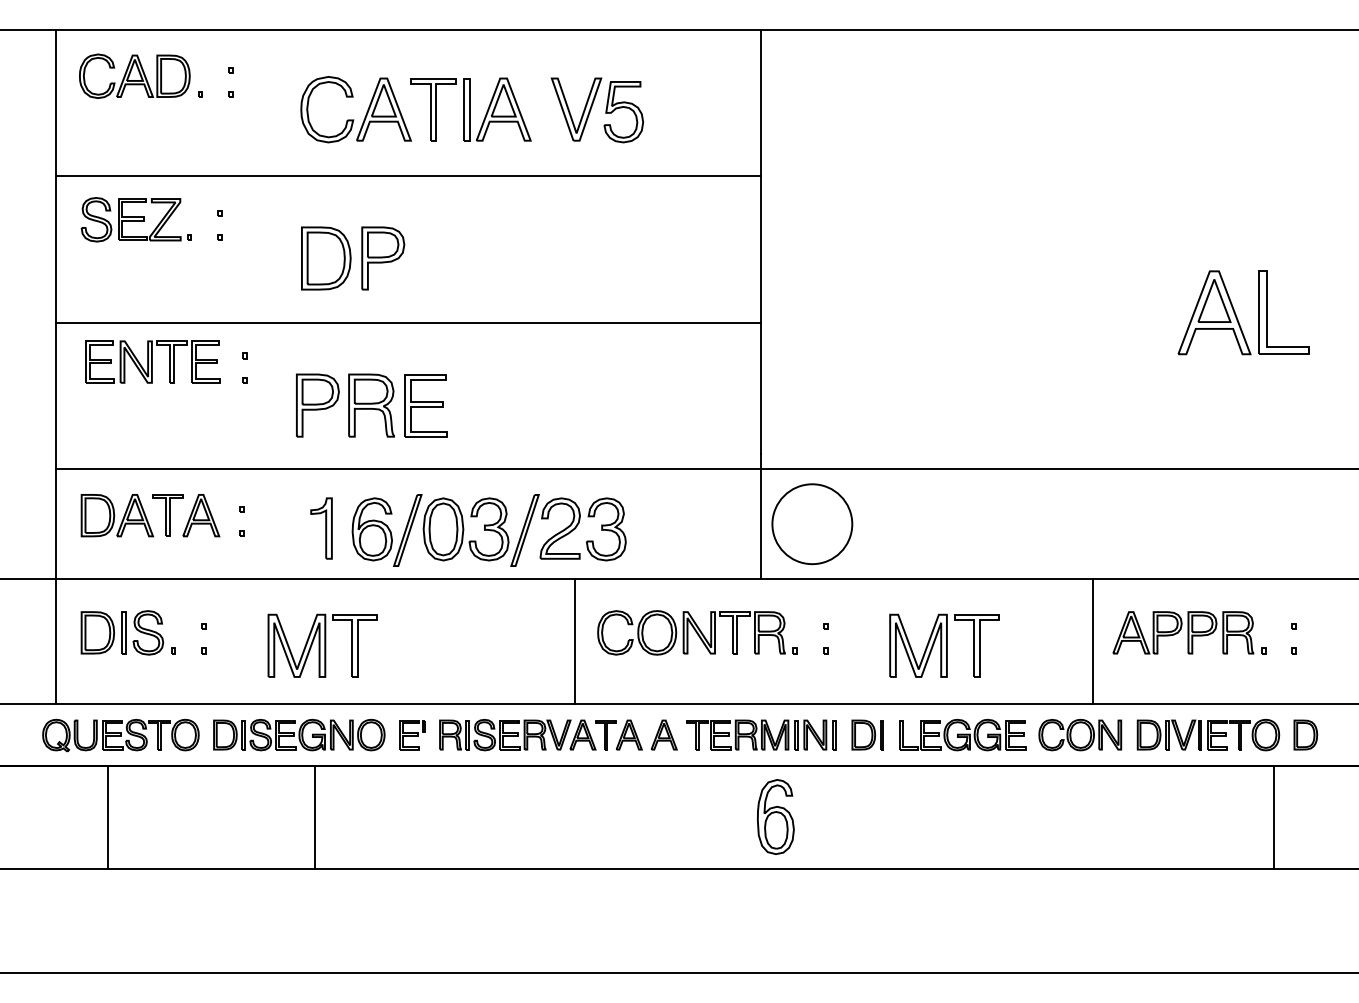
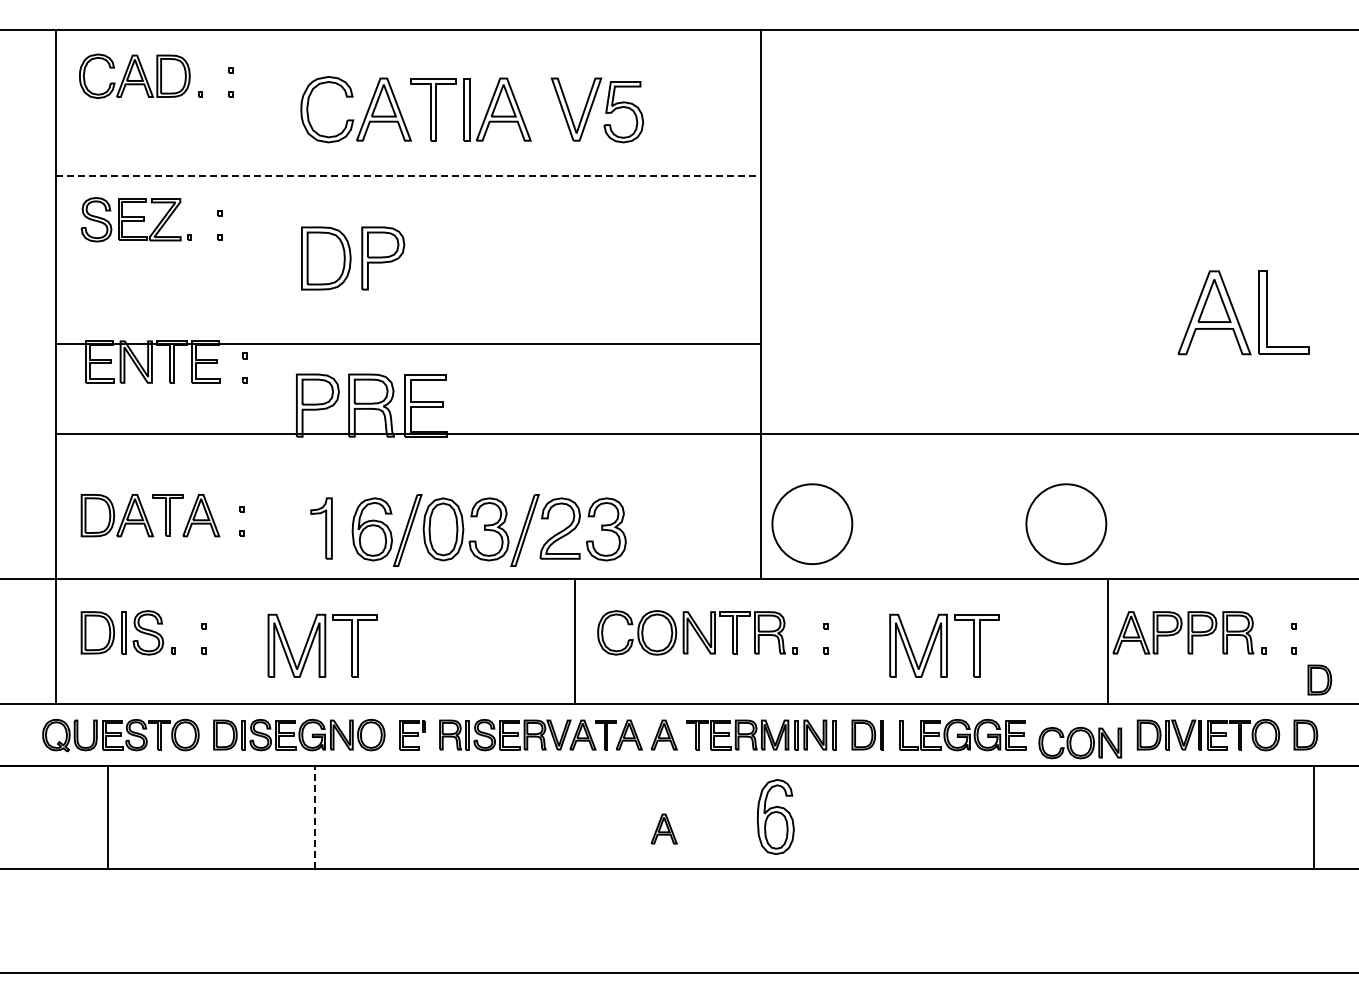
line: solid -> dashed (409, 176)
line position: (408, 322) -> (408, 343) (408, 343)
line position: (705, 469) -> (705, 434) (705, 434)
circle: none -> present (1066, 523)
line position: (1092, 641) -> (1107, 641) (1107, 641)
part: none -> present (1319, 679)
part position: (1080, 734) -> (1080, 742) (1080, 742)
line: solid -> dashed (315, 817)
line position: (1274, 817) -> (1314, 817) (1314, 817)
part: none -> present (664, 828)
